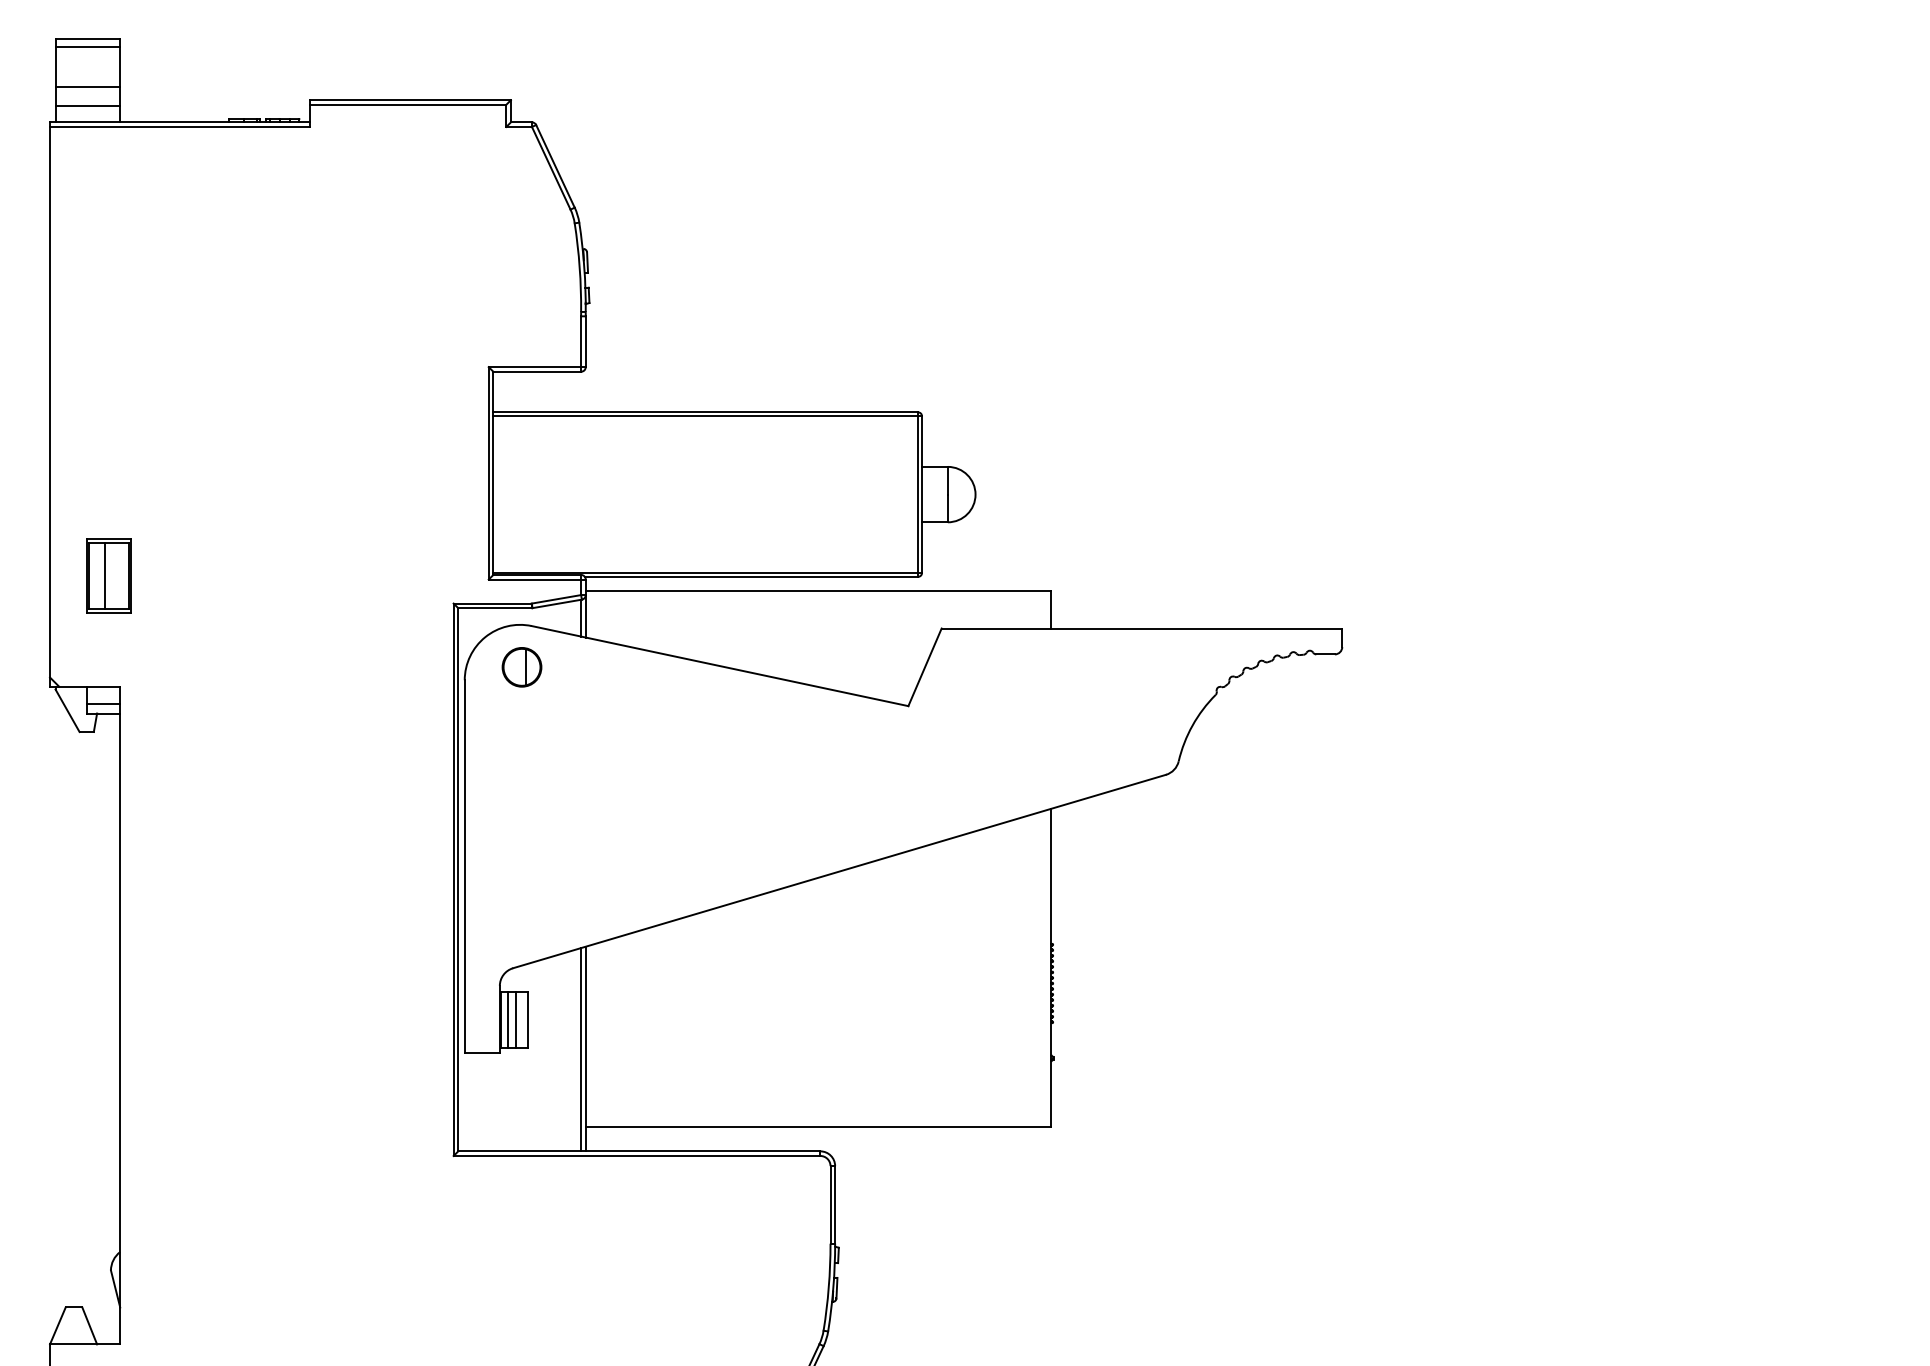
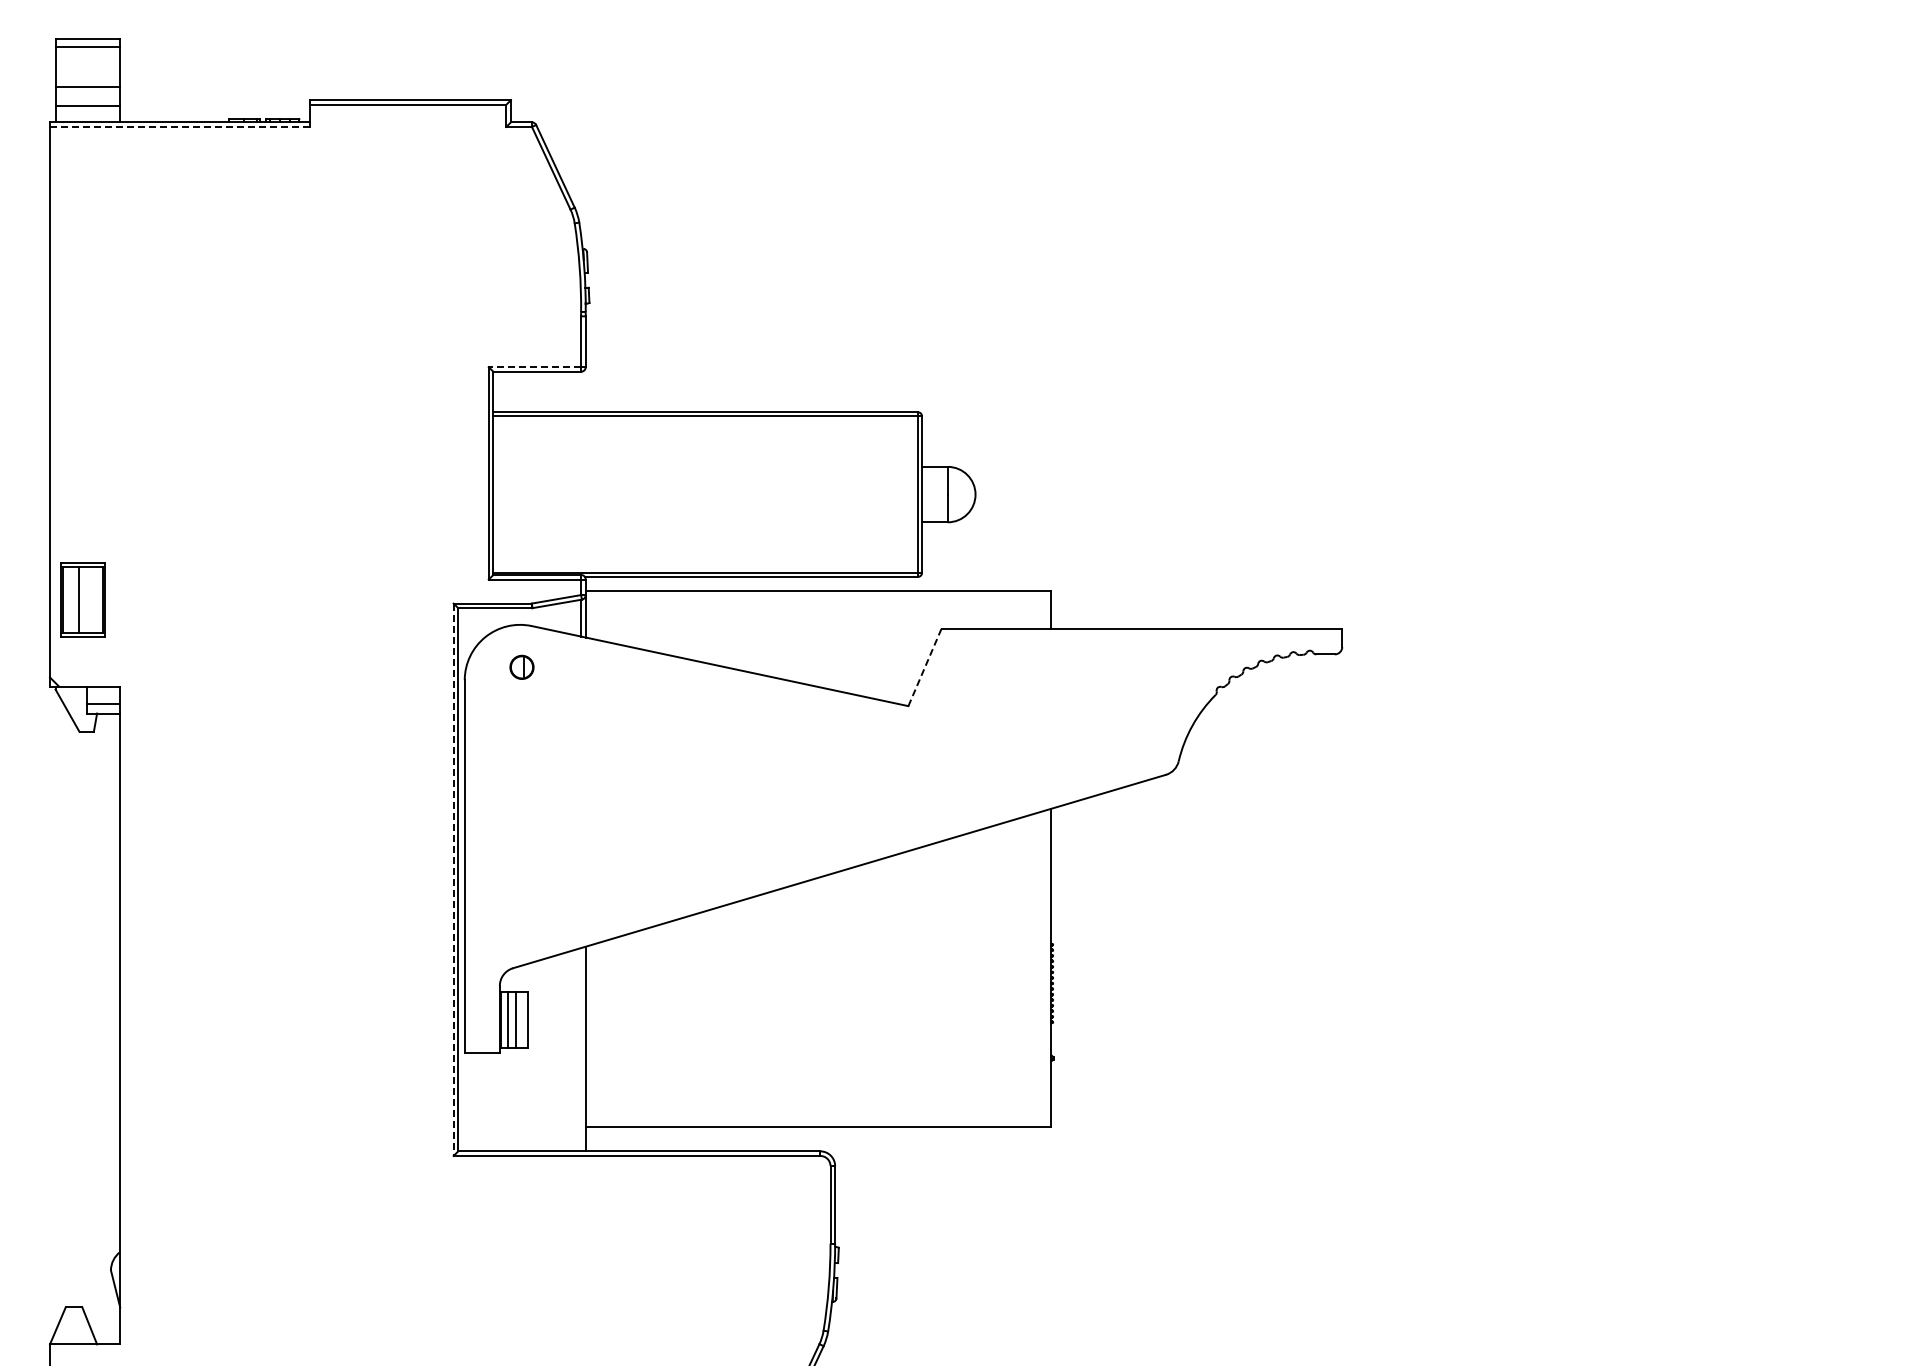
line: solid -> dashed (179, 126)
line: solid -> dashed (534, 367)
part position: (108, 575) -> (82, 599) (82, 599)
line: solid -> dashed (925, 666)
part size: 42x41 px -> 26x26 px (521, 666)
line: solid -> dashed (453, 880)
line: present -> none (581, 1049)
